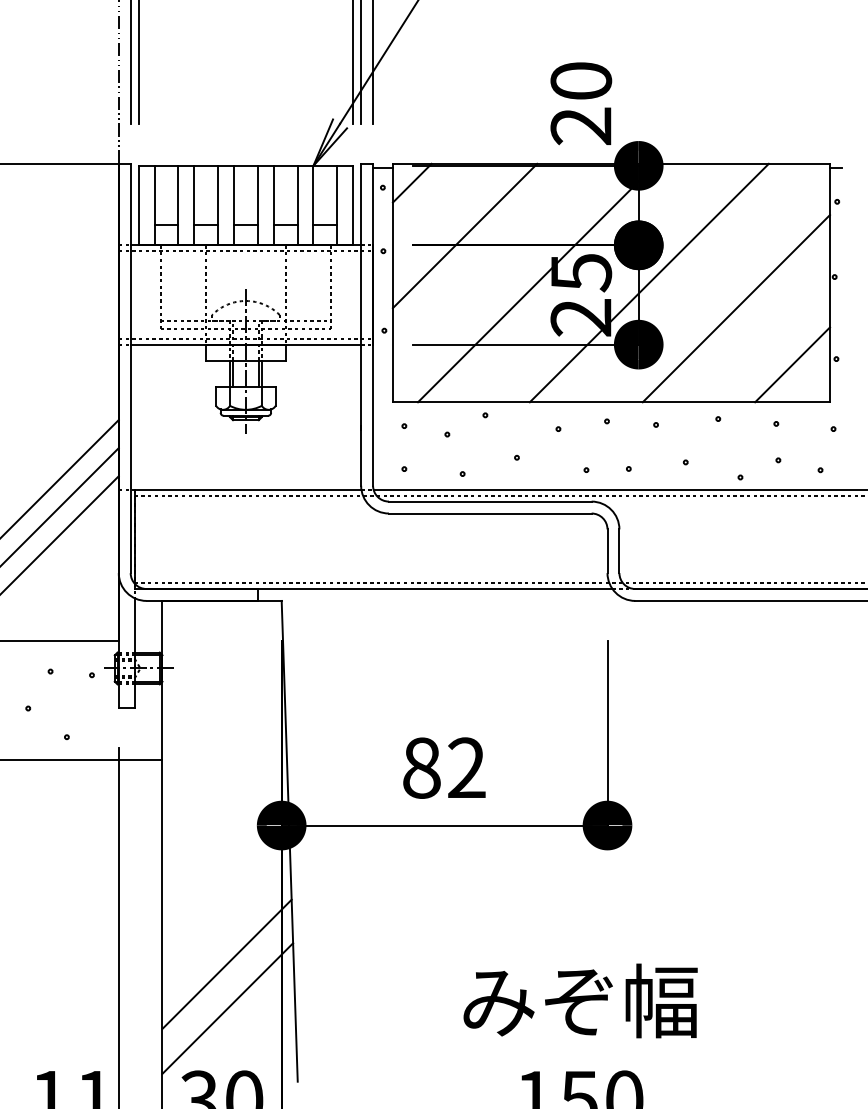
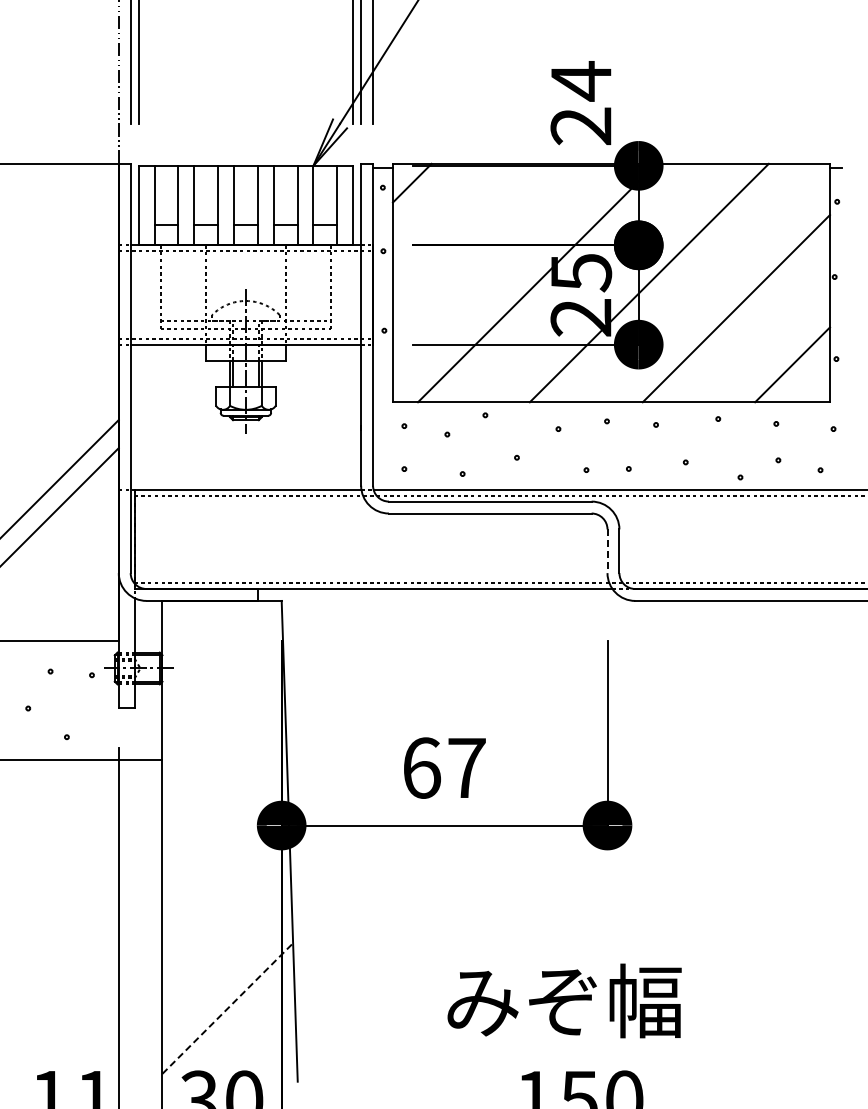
text: 20 -> 24 (581, 81)
line: present -> none (464, 235)
line: present -> none (60, 534)
line: solid -> dashed (607, 551)
text: 82 -> 67 (444, 767)
line: present -> none (226, 963)
text position: (580, 1000) -> (564, 1000) (564, 1000)
line: solid -> dashed (228, 1008)
